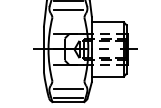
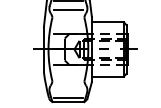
line: present -> none (68, 88)
